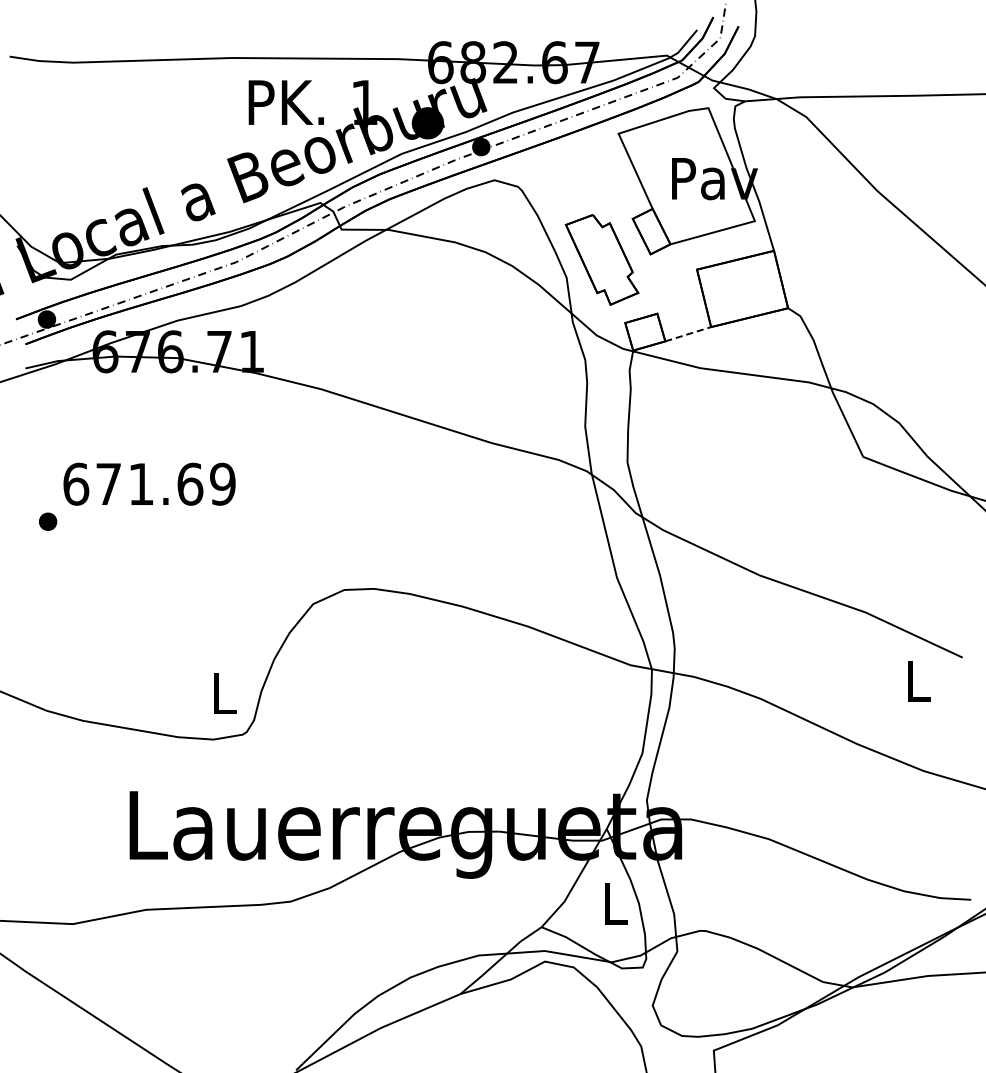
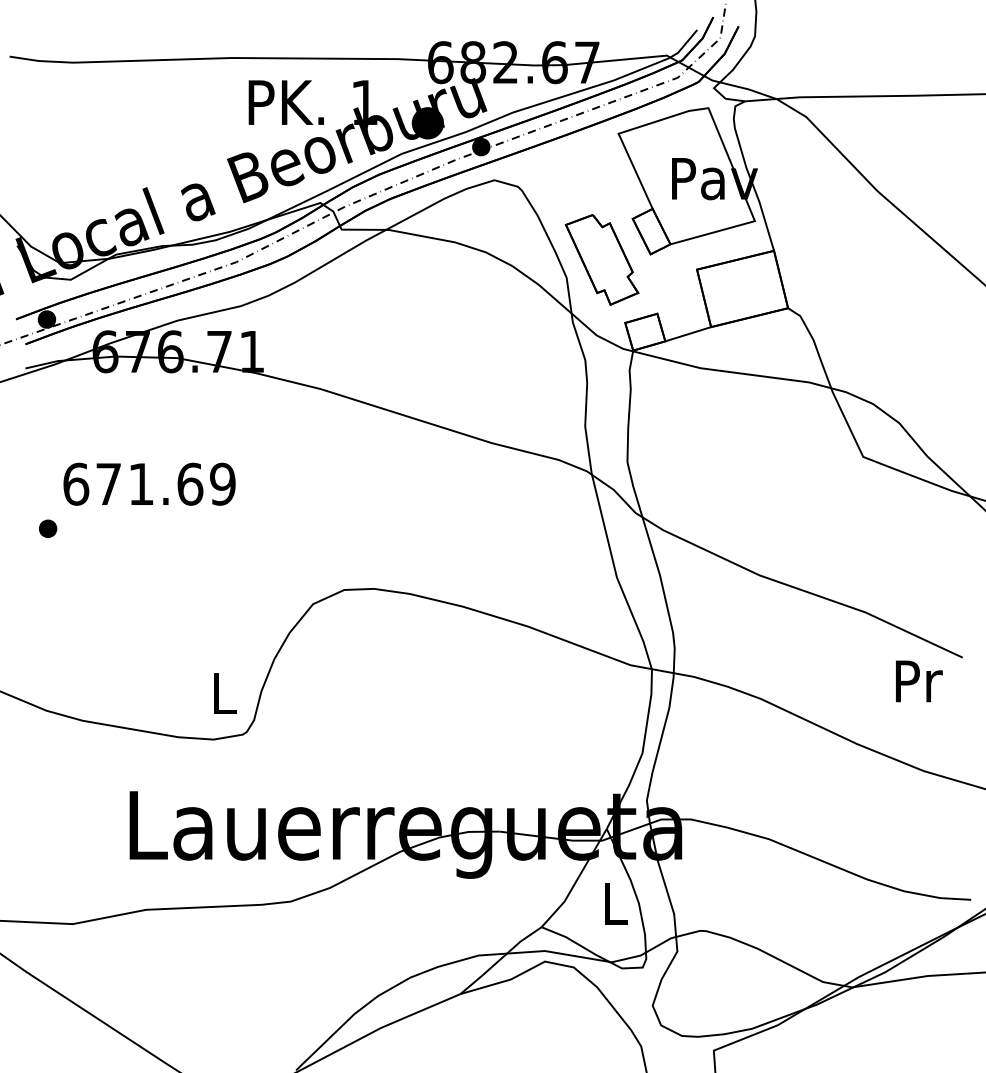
line: dashed -> solid (688, 334)
part position: (48, 521) -> (48, 528) (48, 528)
text: L -> Pr (919, 681)
